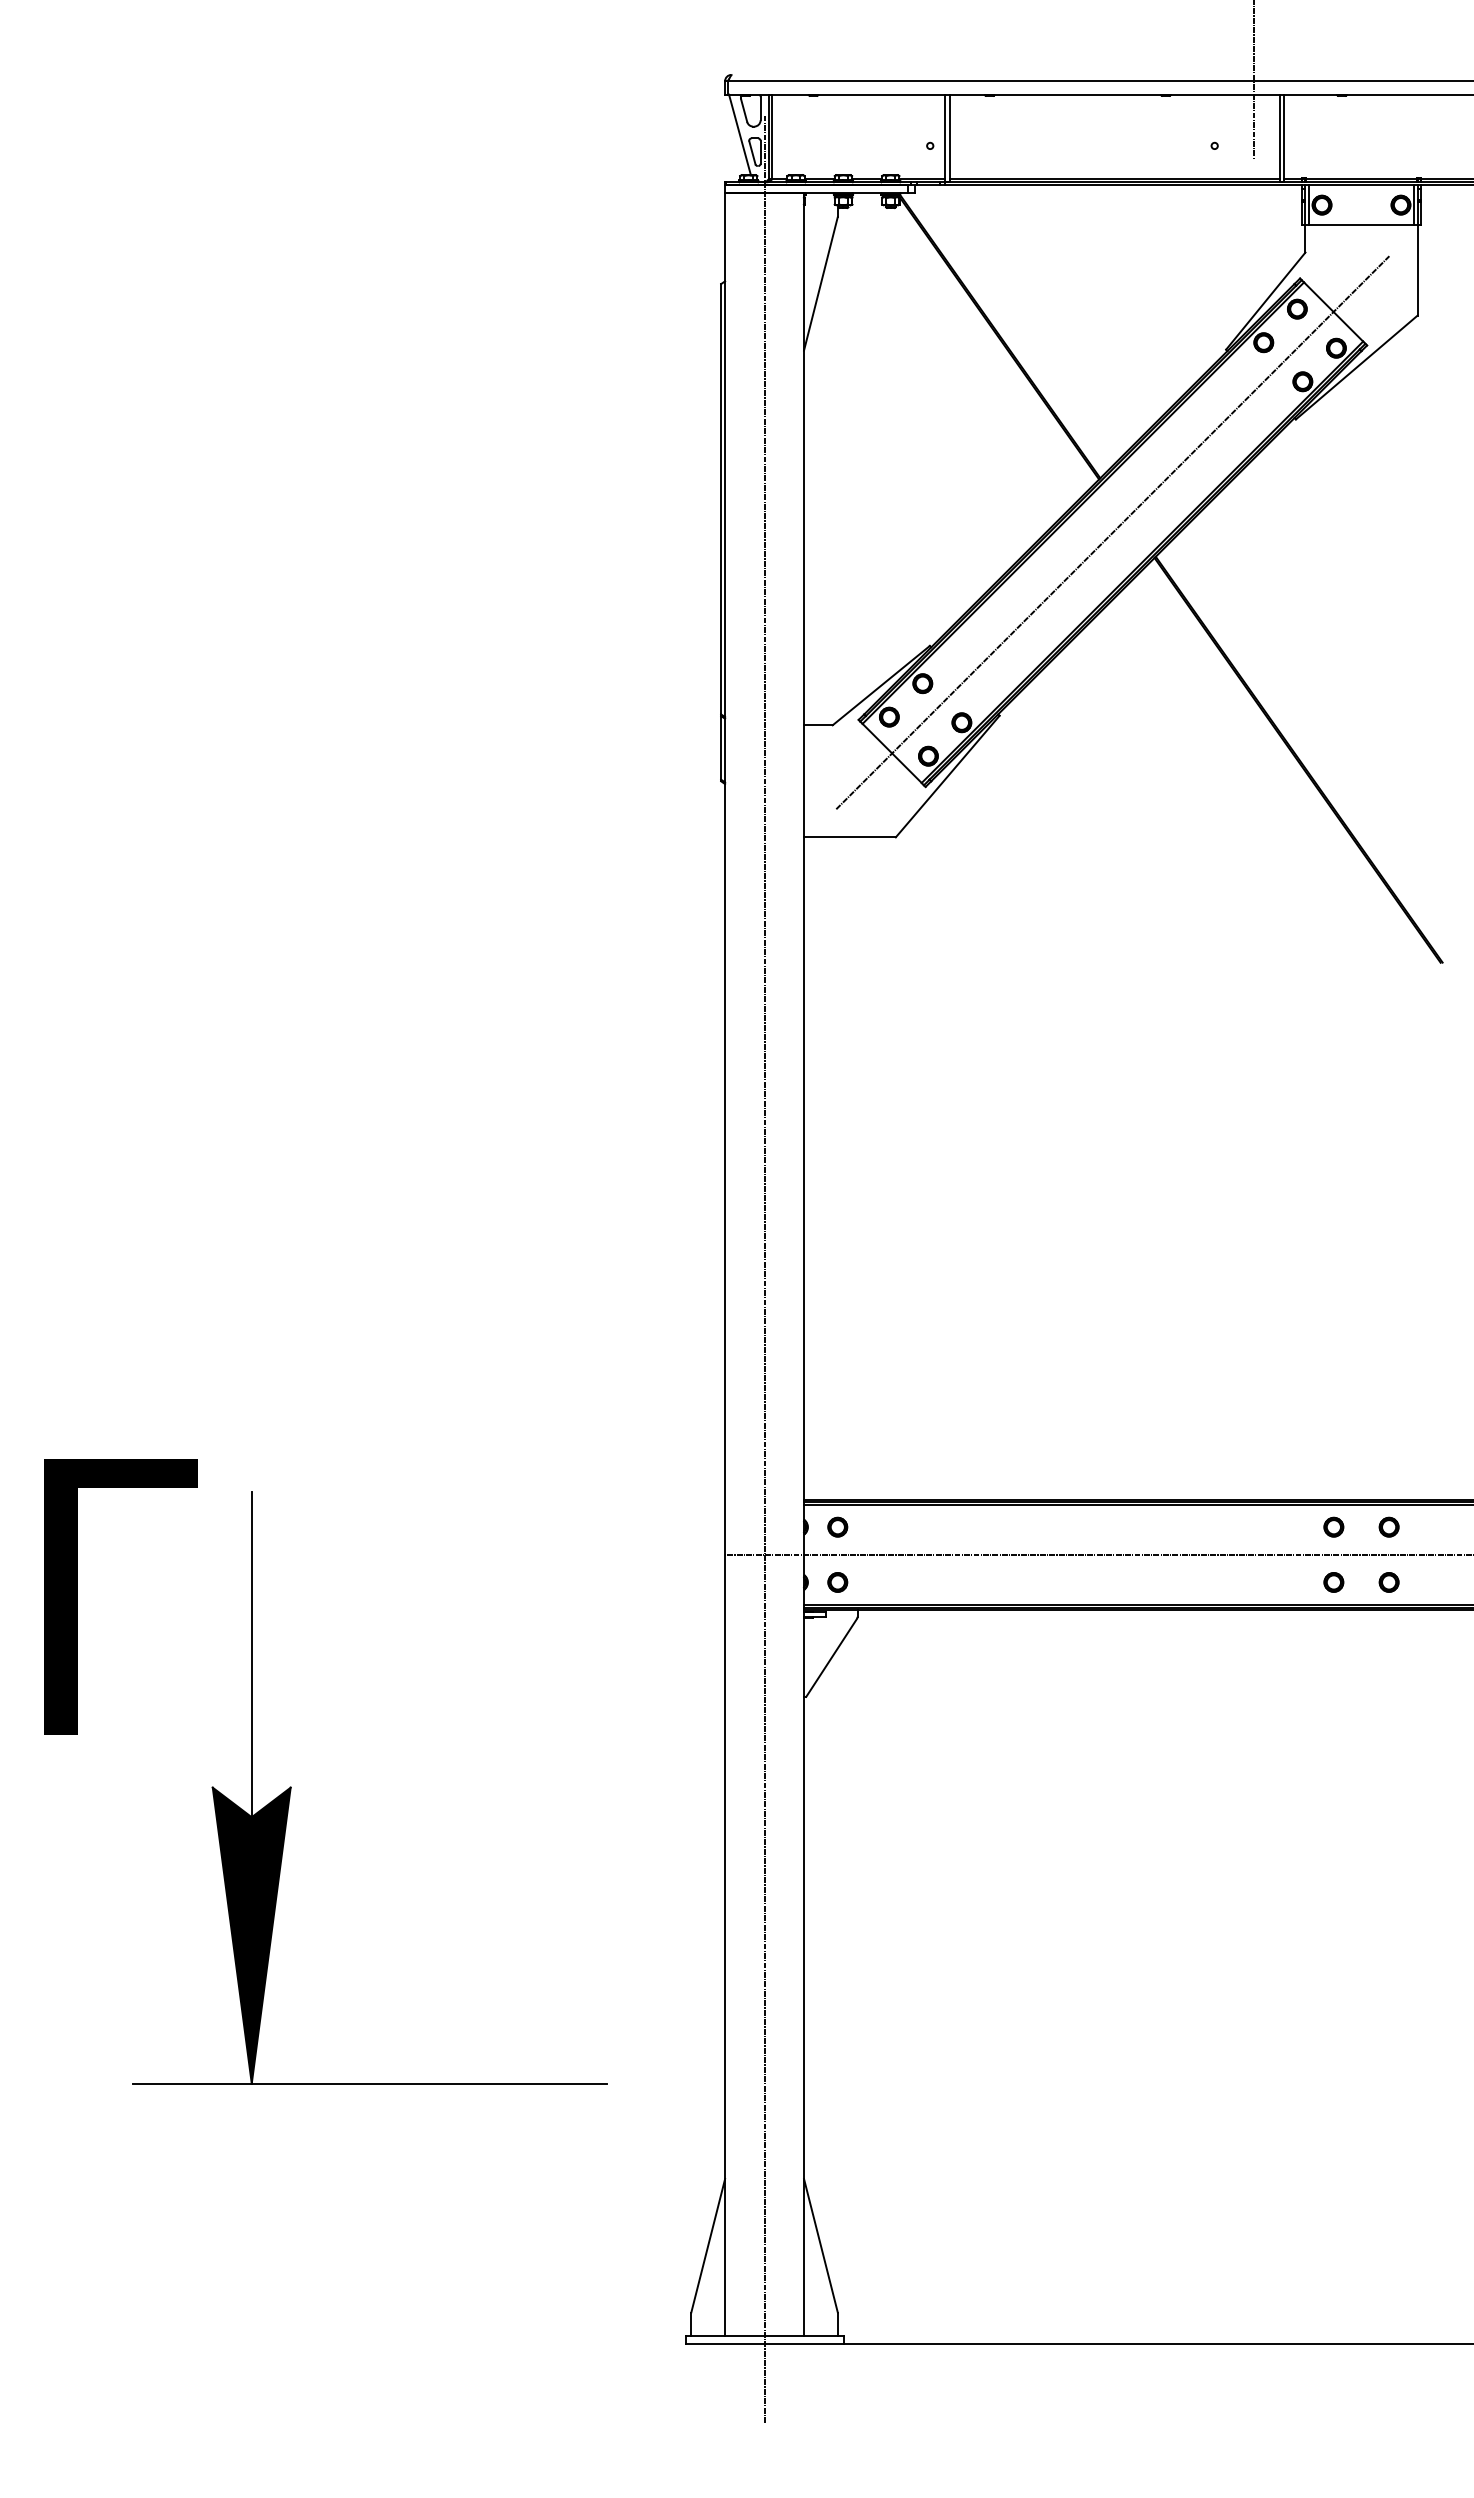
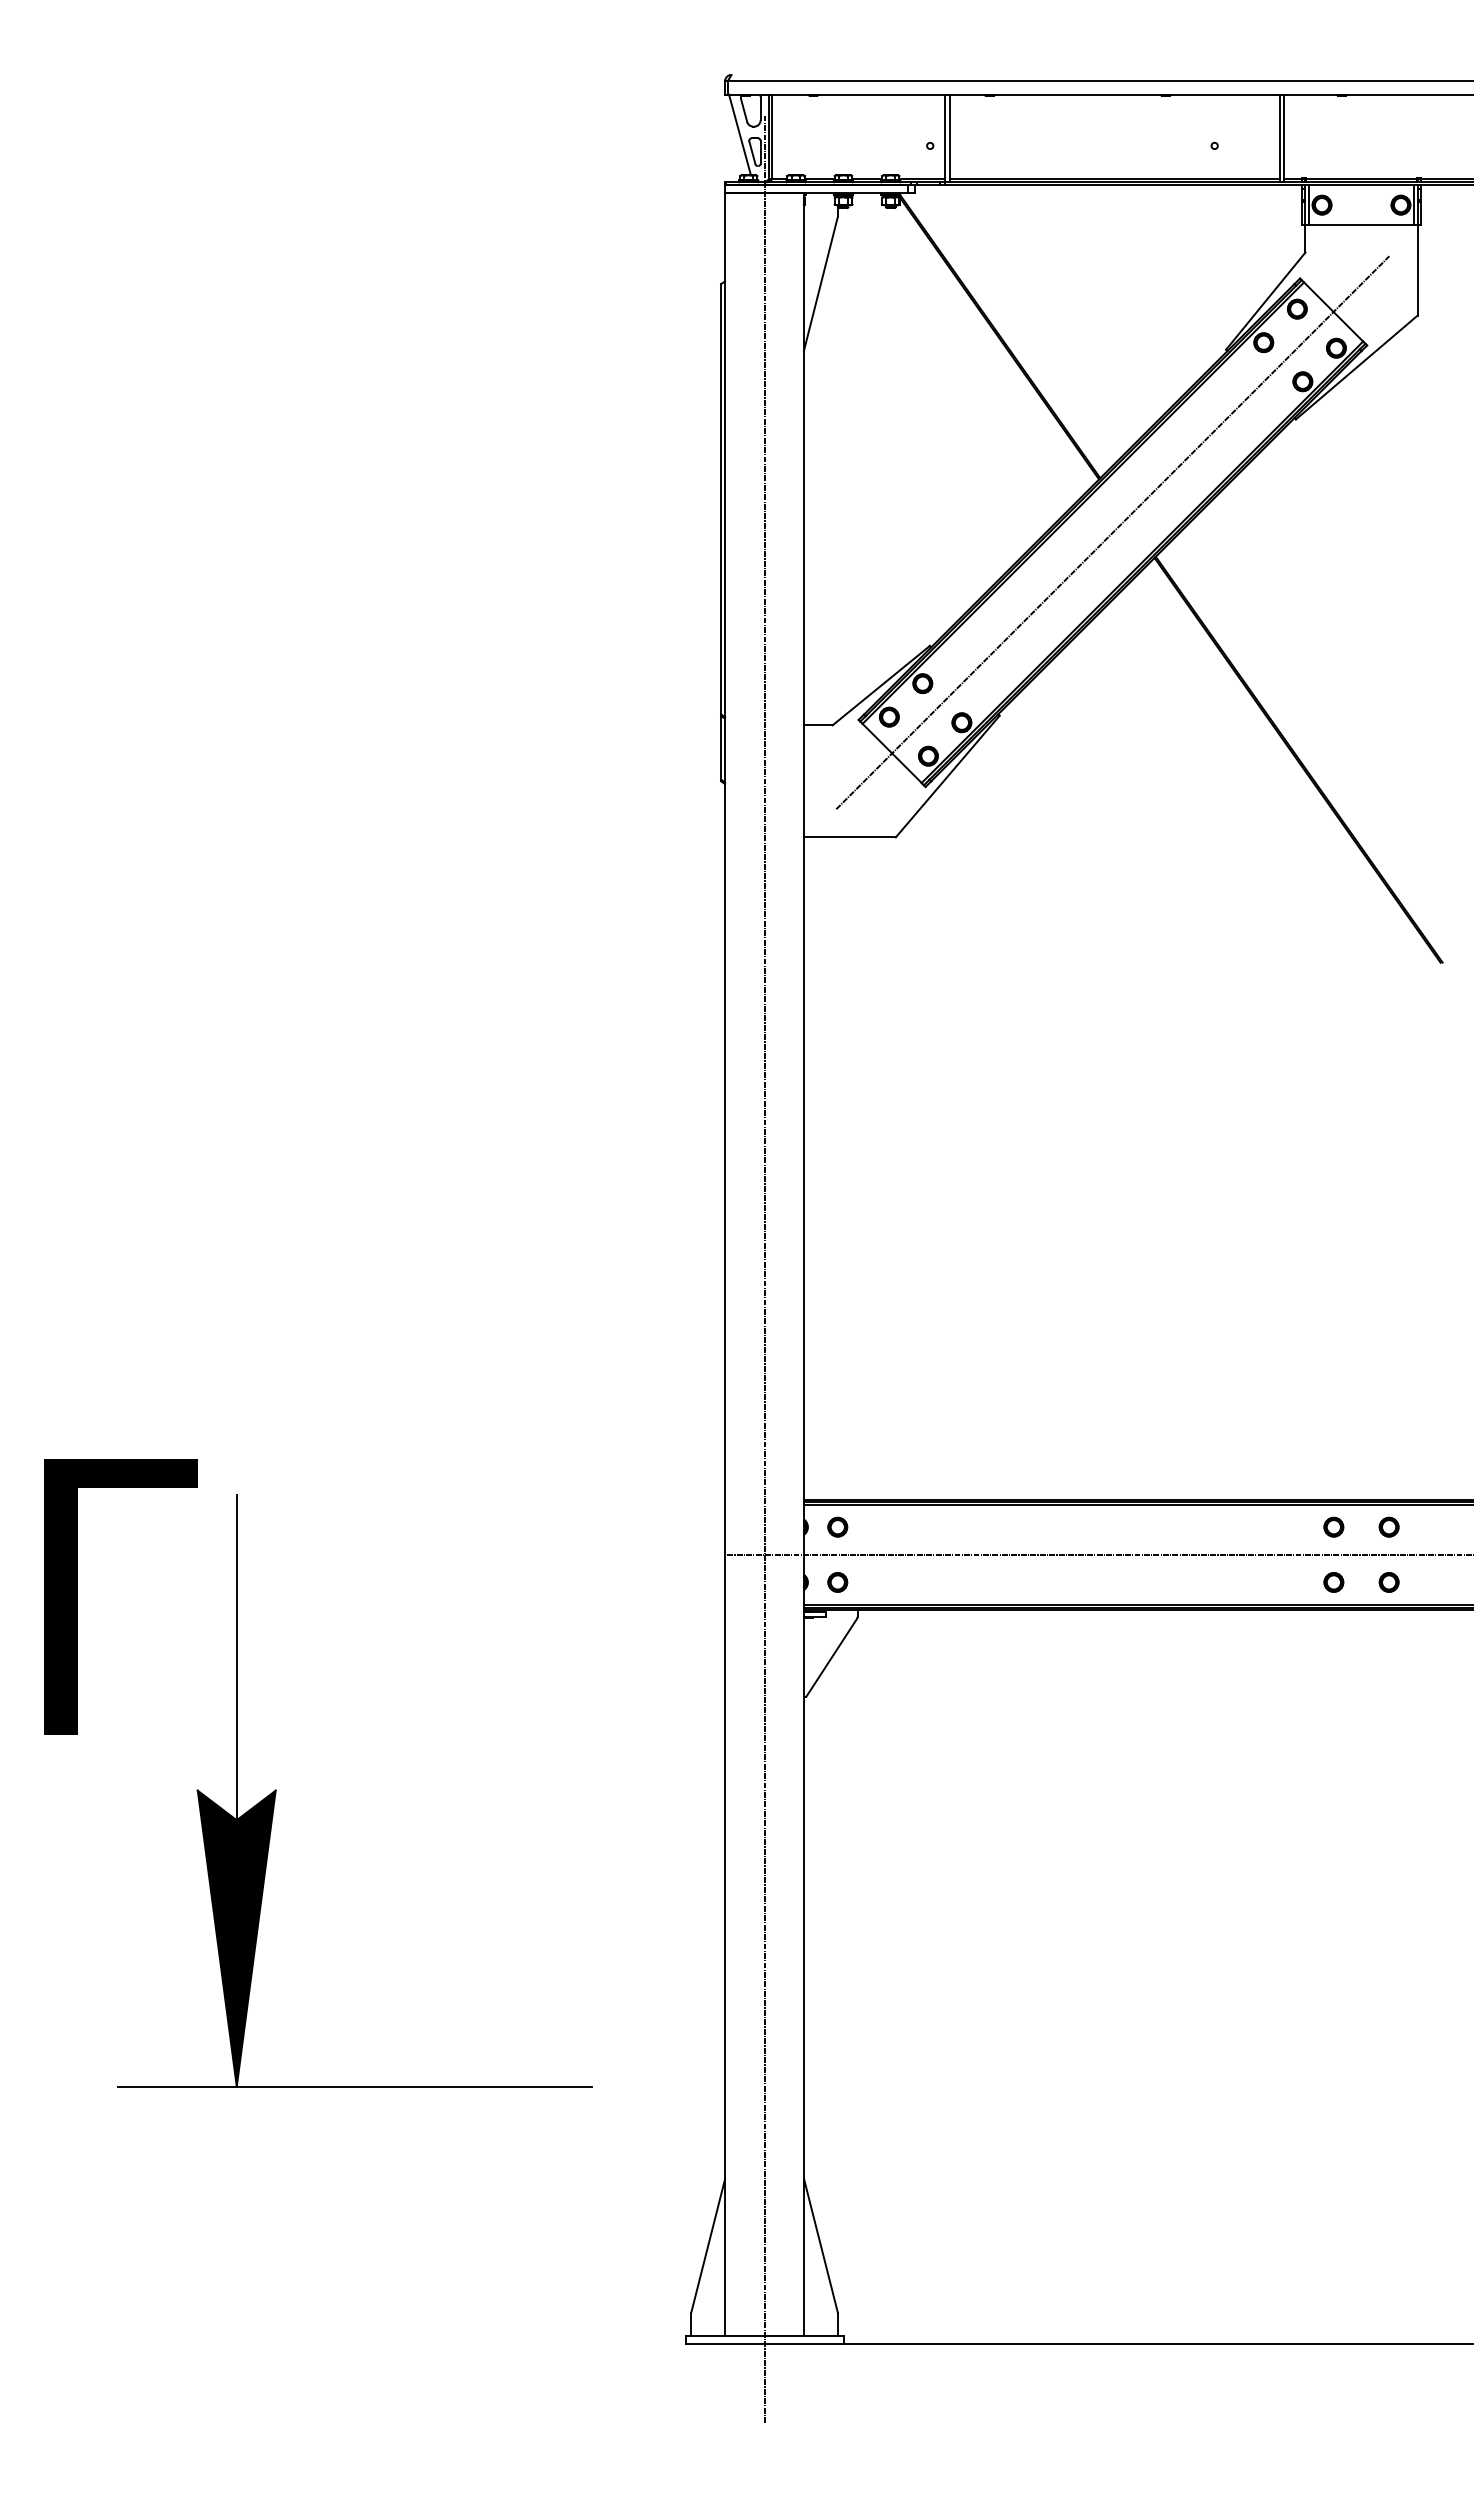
line: present -> none (1253, 80)
part position: (291, 1787) -> (276, 1790) (276, 1790)
